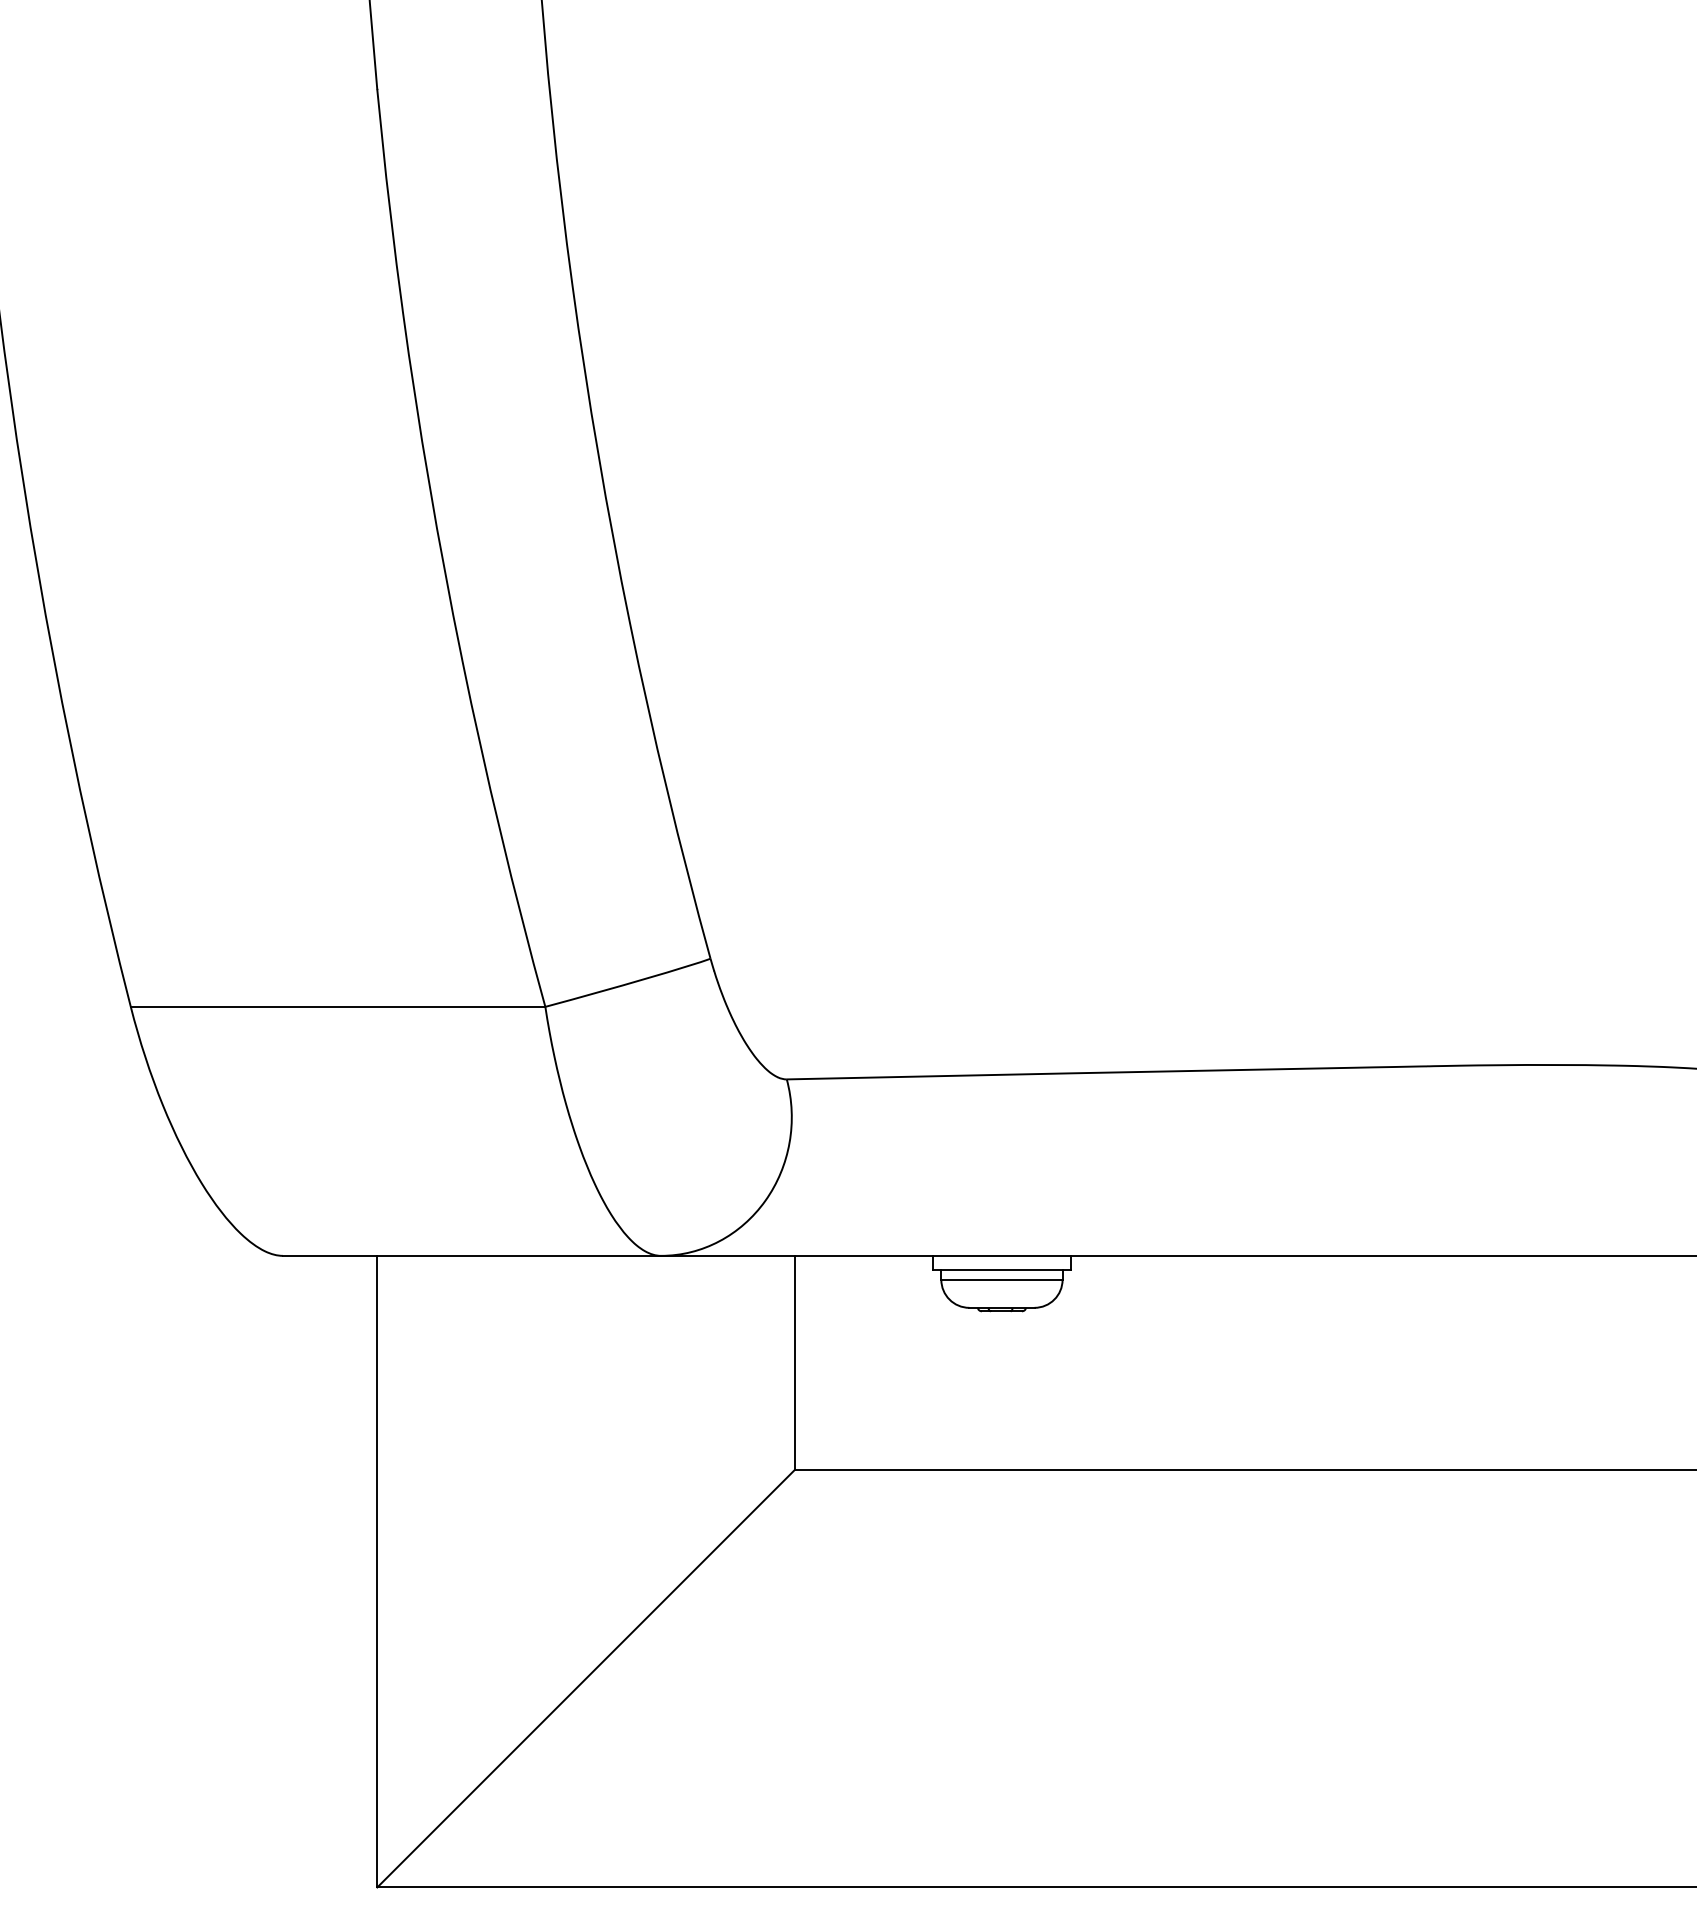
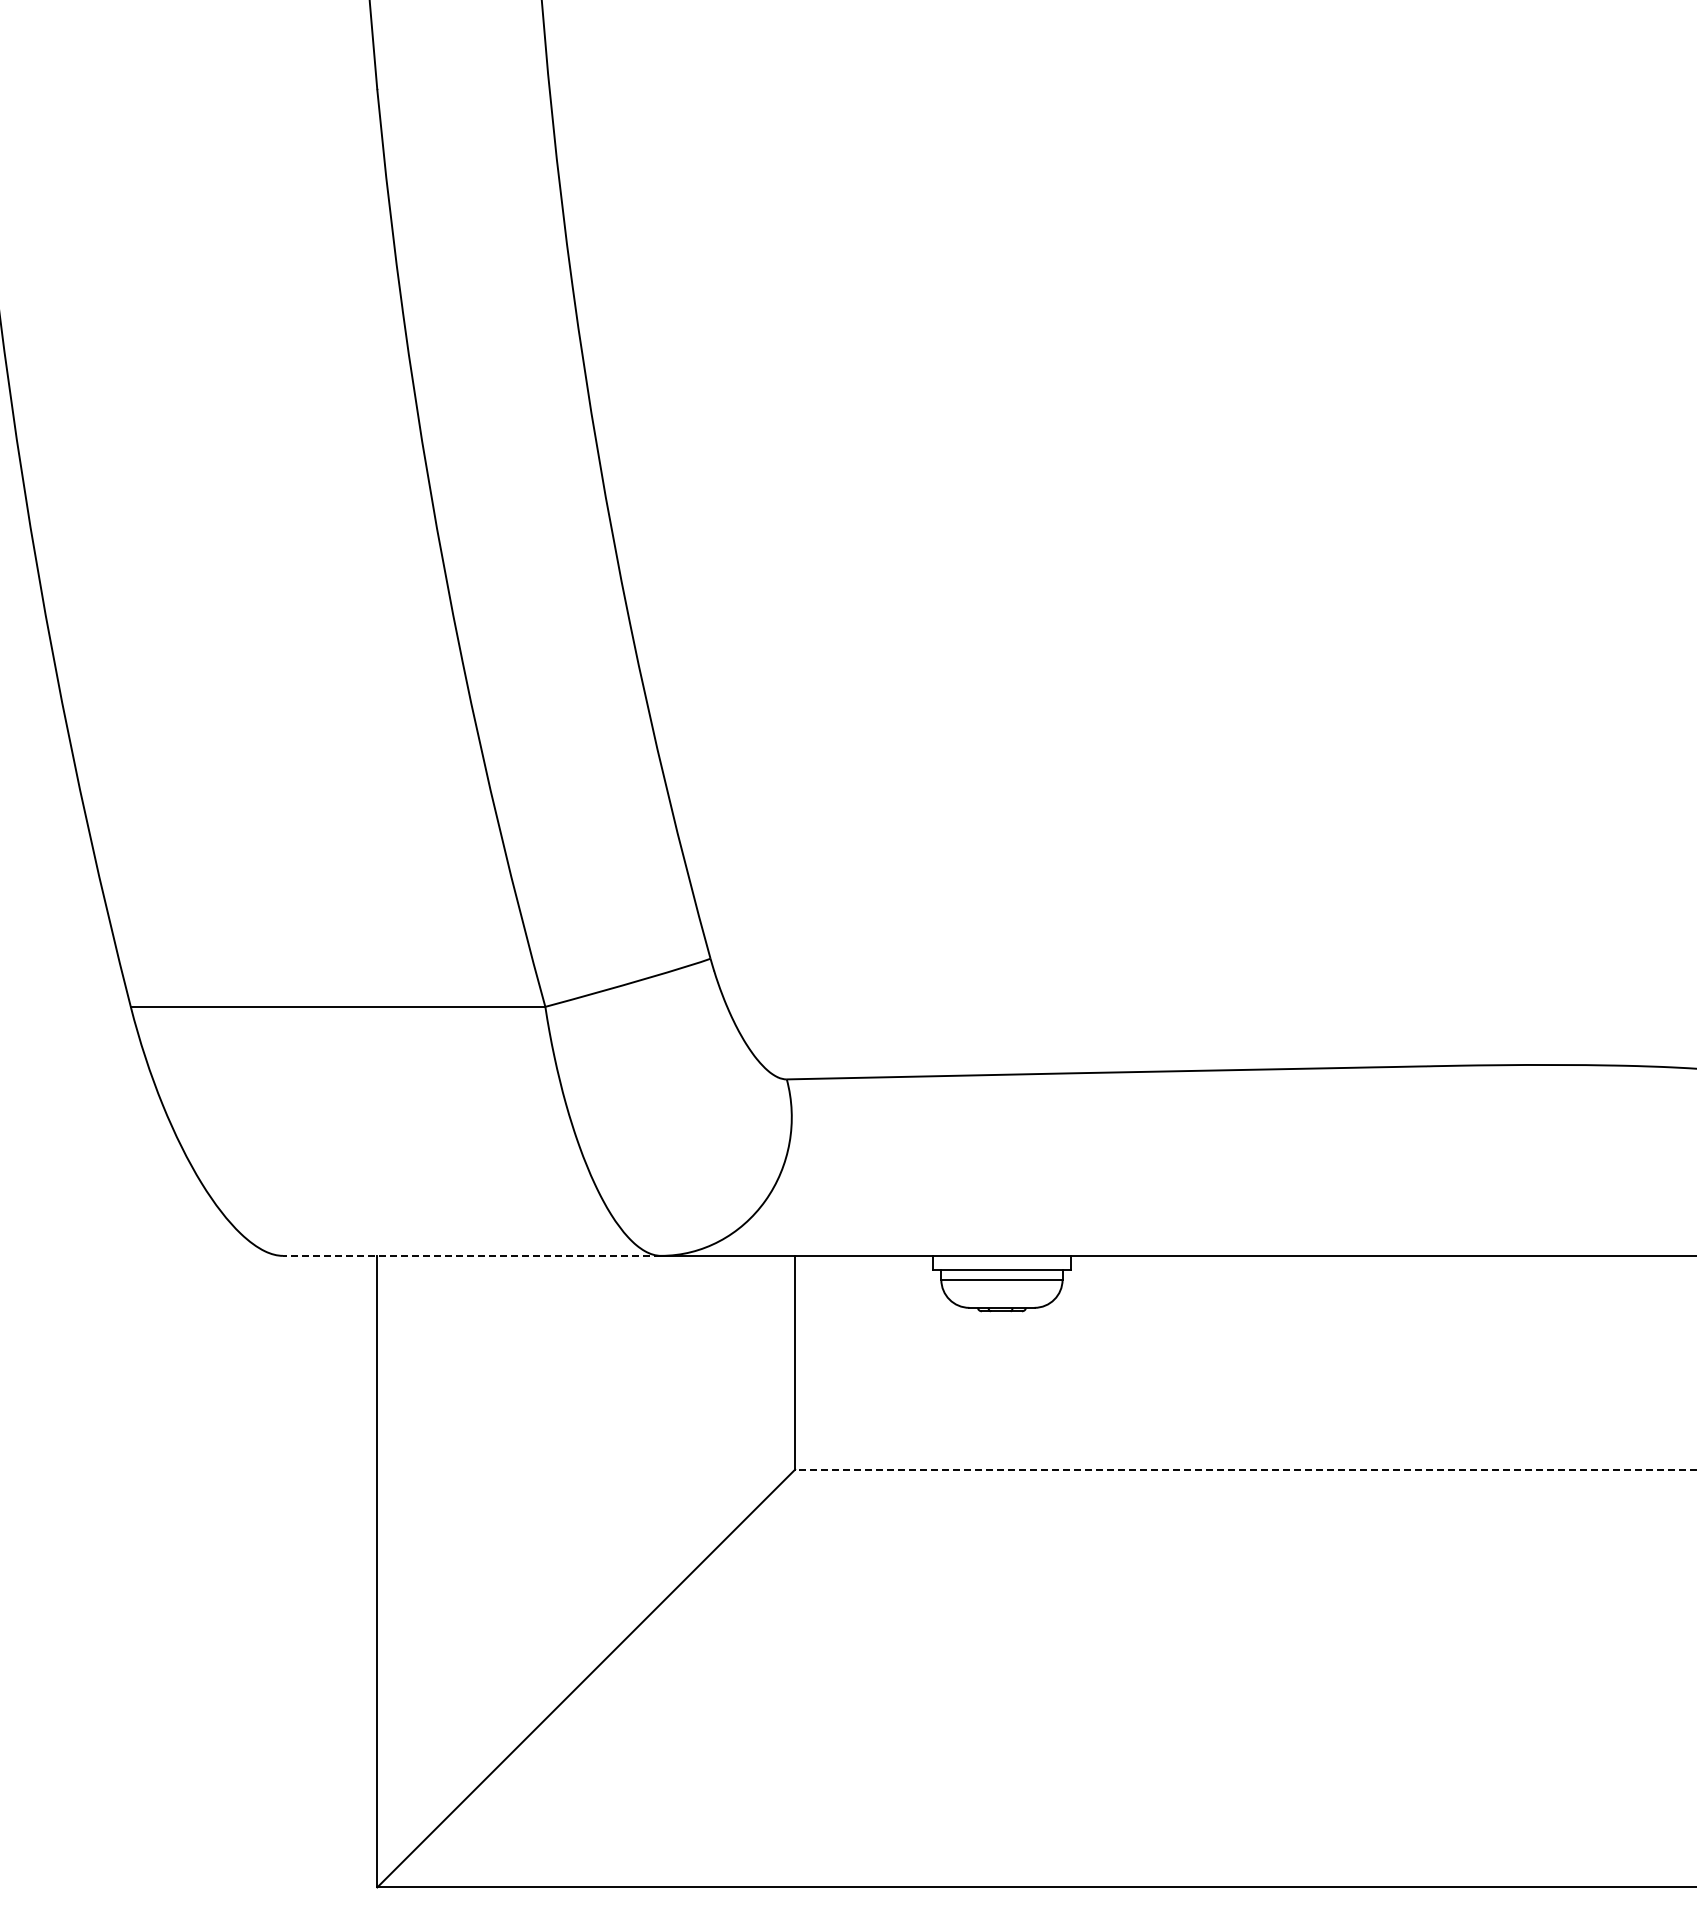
line: solid -> dashed (471, 1255)
line: solid -> dashed (1245, 1469)
